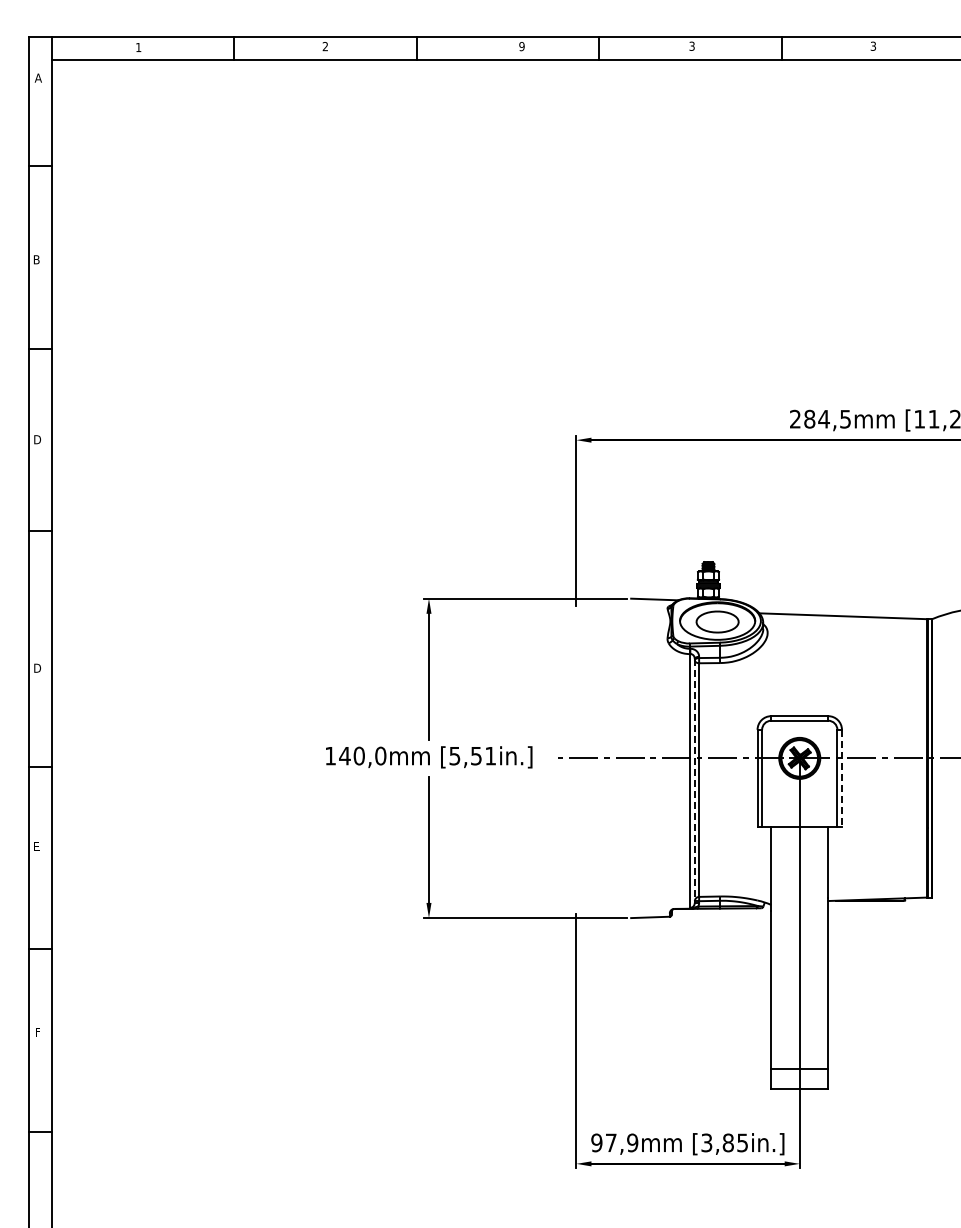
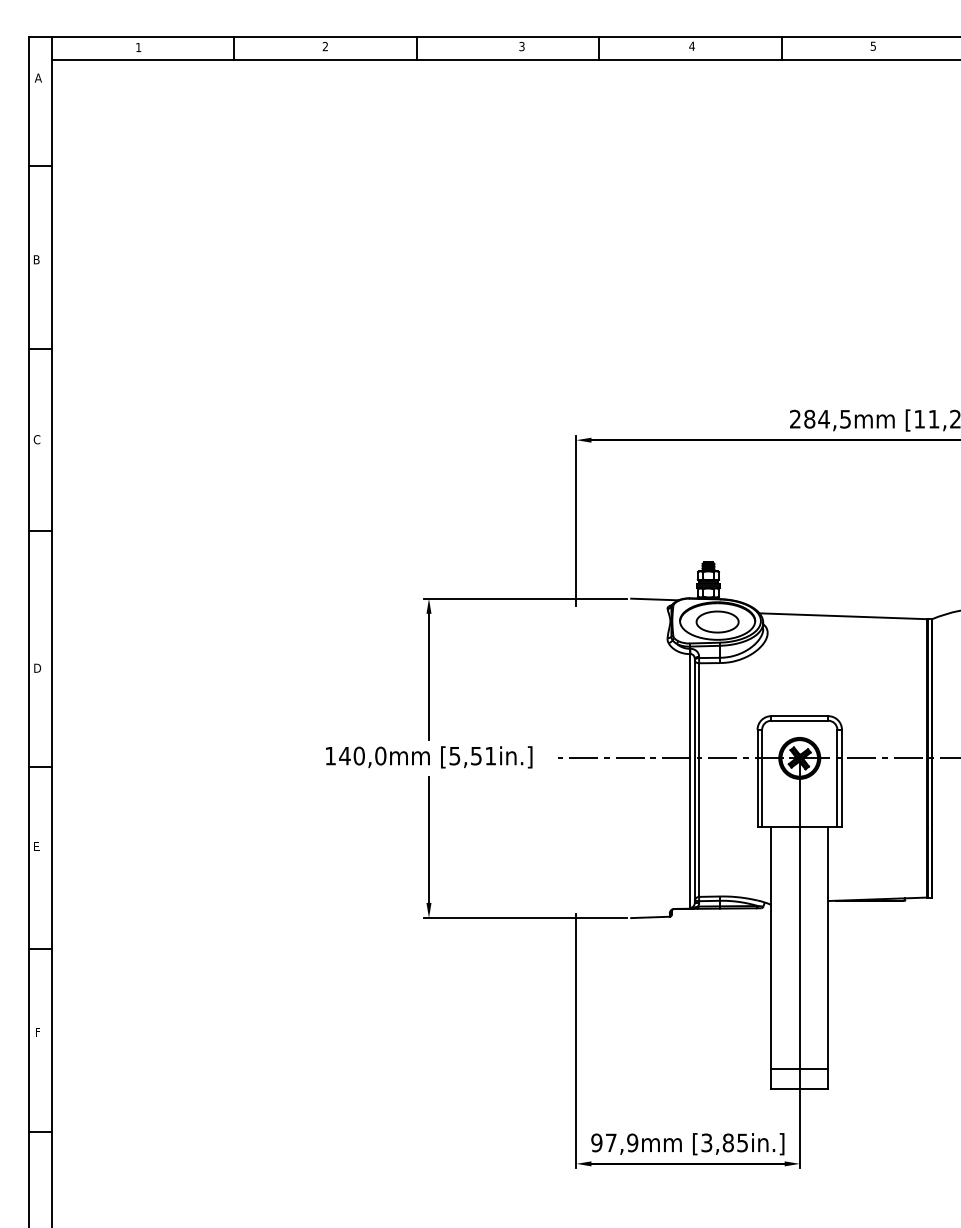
text: 3 -> 4 (691, 45)
text: 3 -> 5 (873, 45)
text: 9 -> 3 (521, 46)
text: D -> C (37, 439)
line: dashed -> solid (841, 778)
line: dashed -> solid (694, 780)
